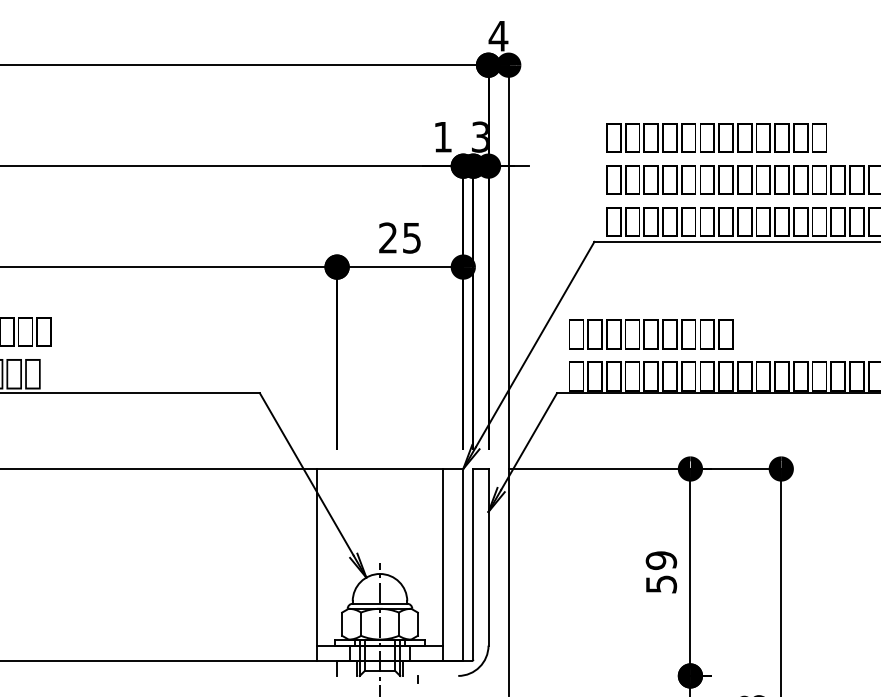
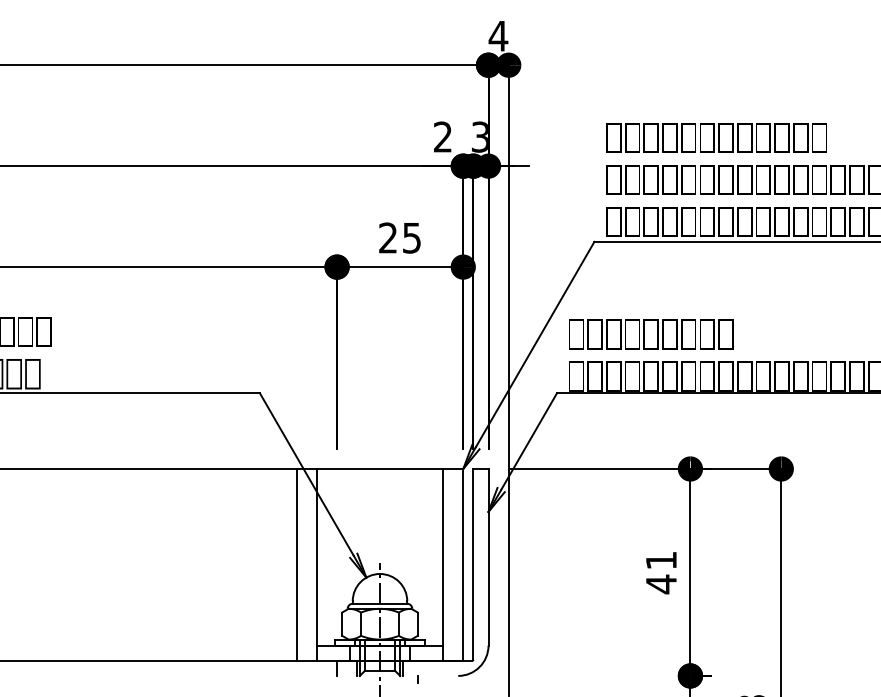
text: 1 -> 2 (442, 136)
line: none -> present (296, 564)
text: 59 -> 41 (661, 572)
